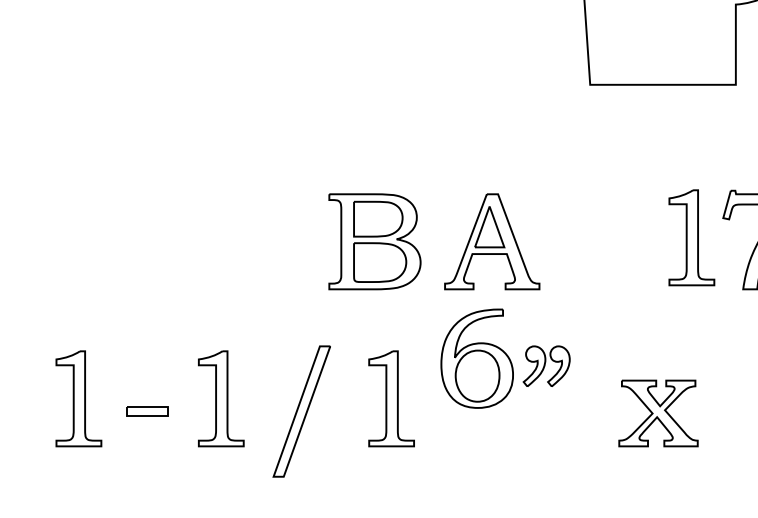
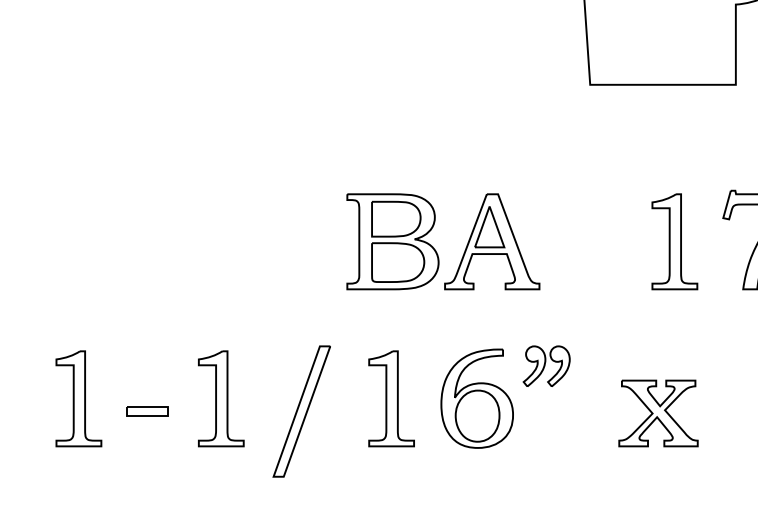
part position: (691, 237) -> (674, 241) (674, 241)
part position: (374, 241) -> (392, 241) (392, 241)
part position: (476, 358) -> (476, 398) (476, 398)
